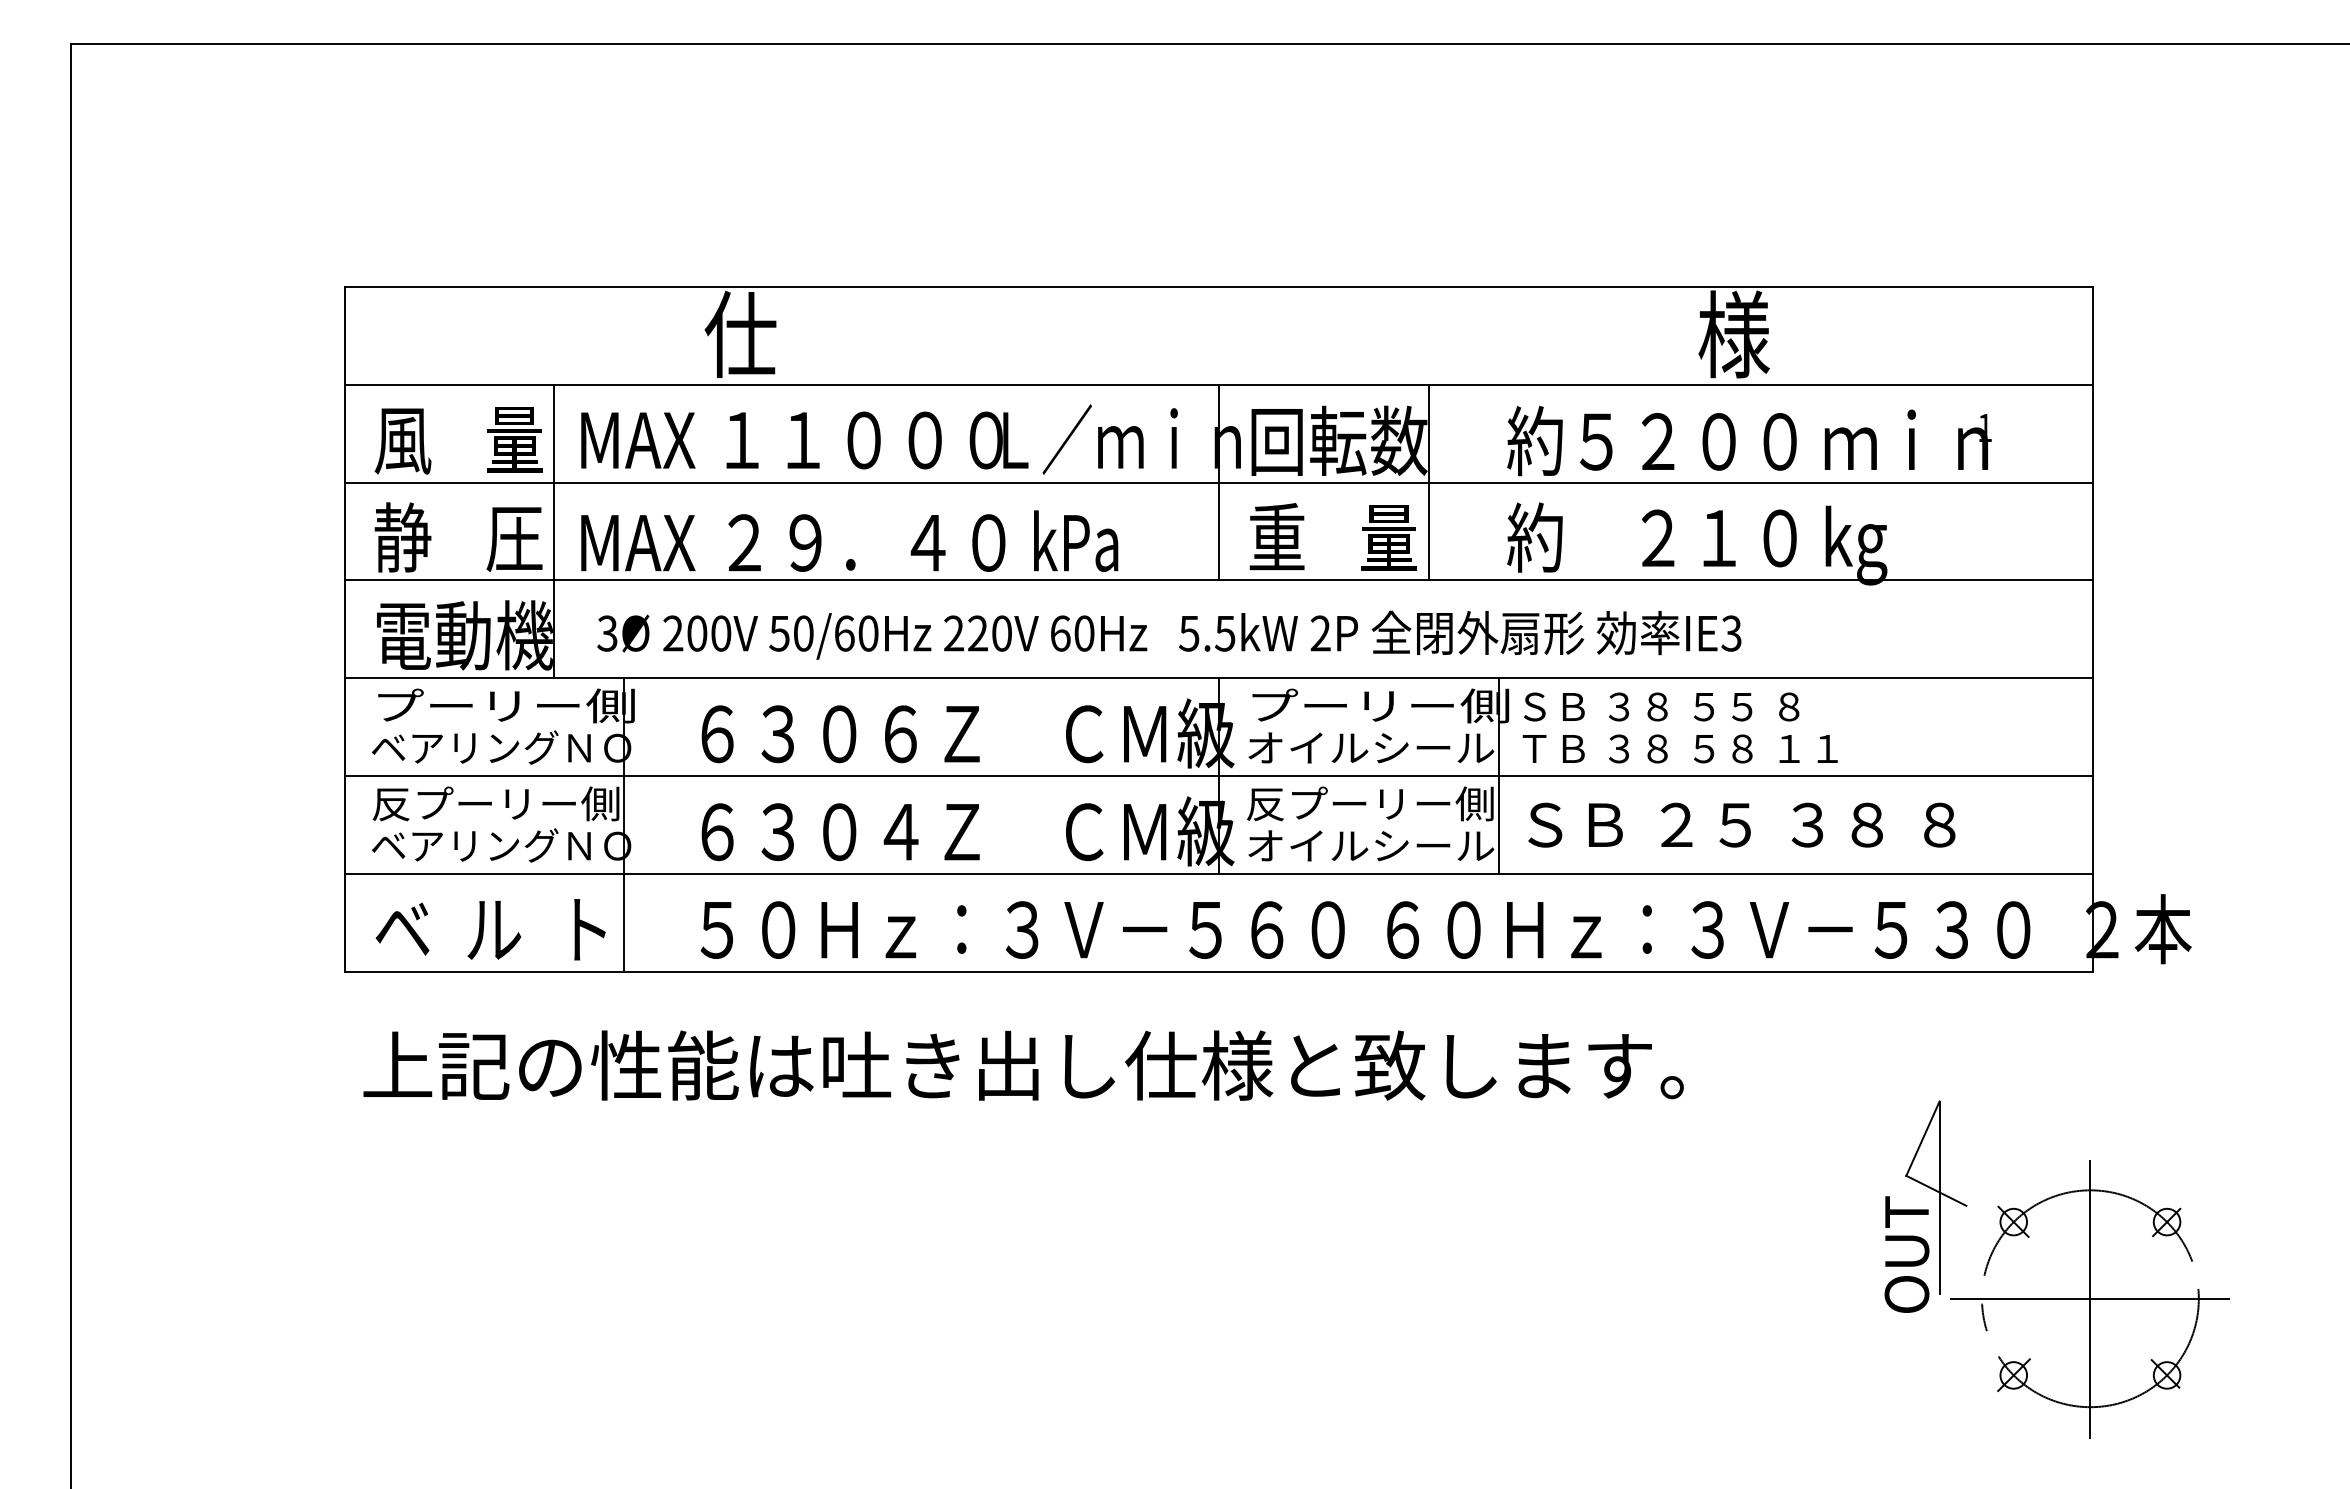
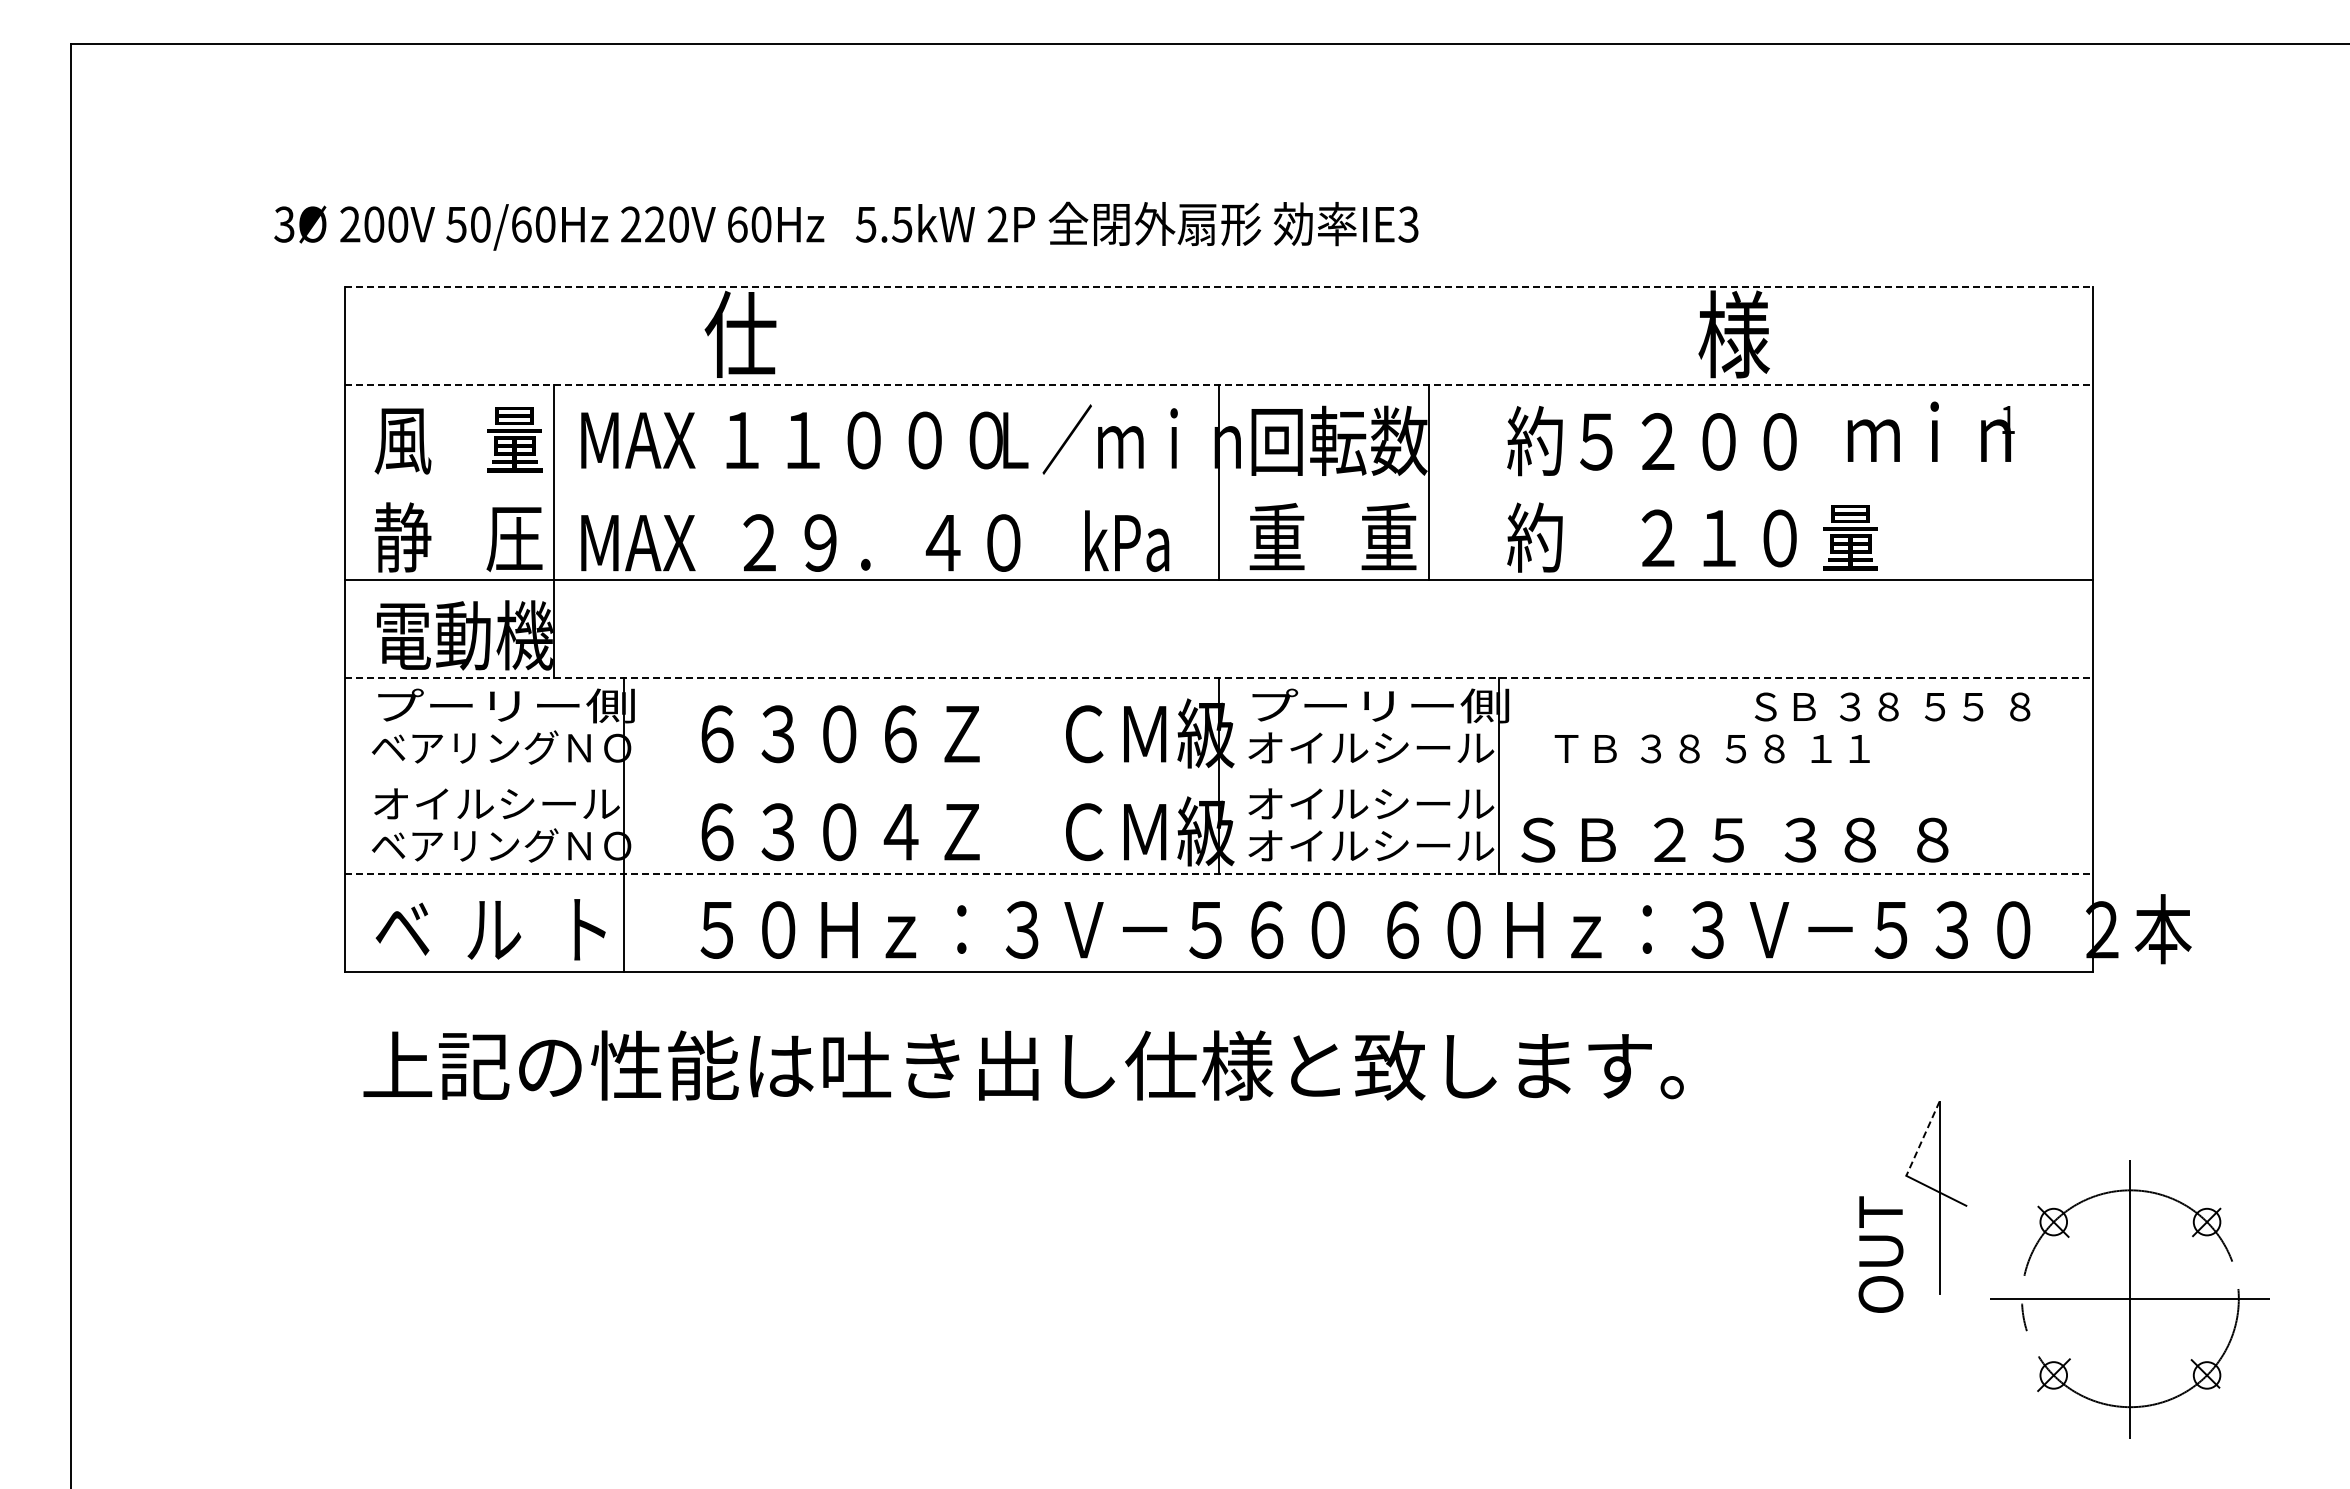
line: solid -> dashed (1219, 286)
line: solid -> dashed (1219, 384)
text position: (1907, 439) -> (1930, 431) (1930, 431)
line: present -> none (1218, 482)
text: 量 -> 重 (1388, 536)
text position: (1076, 540) -> (1127, 540) (1127, 540)
text position: (866, 542) -> (881, 542) (881, 542)
text: kg -> 量 (1855, 545)
text position: (1169, 634) -> (846, 225) (846, 225)
line: solid -> dashed (1219, 678)
text position: (1661, 706) -> (1892, 706) (1892, 706)
text position: (1679, 748) -> (1711, 748) (1711, 748)
line: present -> none (1218, 776)
text: 反プーリー側 -> オイルシール (495, 803)
text: 反プーリー側 -> オイルシール (1370, 803)
text position: (1741, 824) -> (1734, 839) (1734, 839)
line: solid -> dashed (1219, 874)
line: solid -> dashed (1922, 1138)
text position: (1906, 1254) -> (1880, 1254) (1880, 1254)
part position: (2089, 1299) -> (2129, 1299) (2129, 1299)
